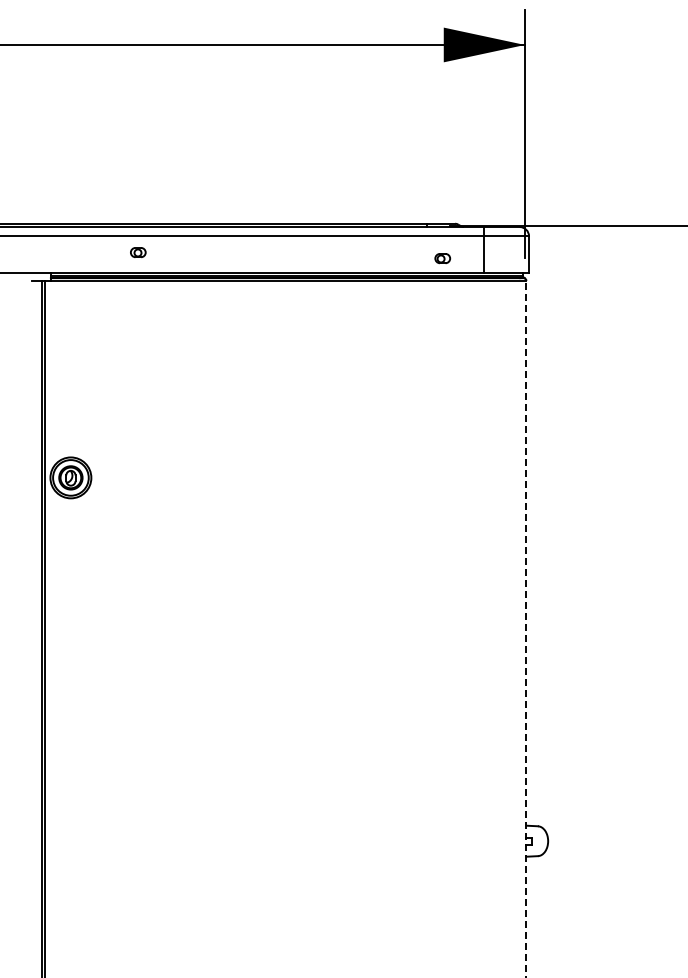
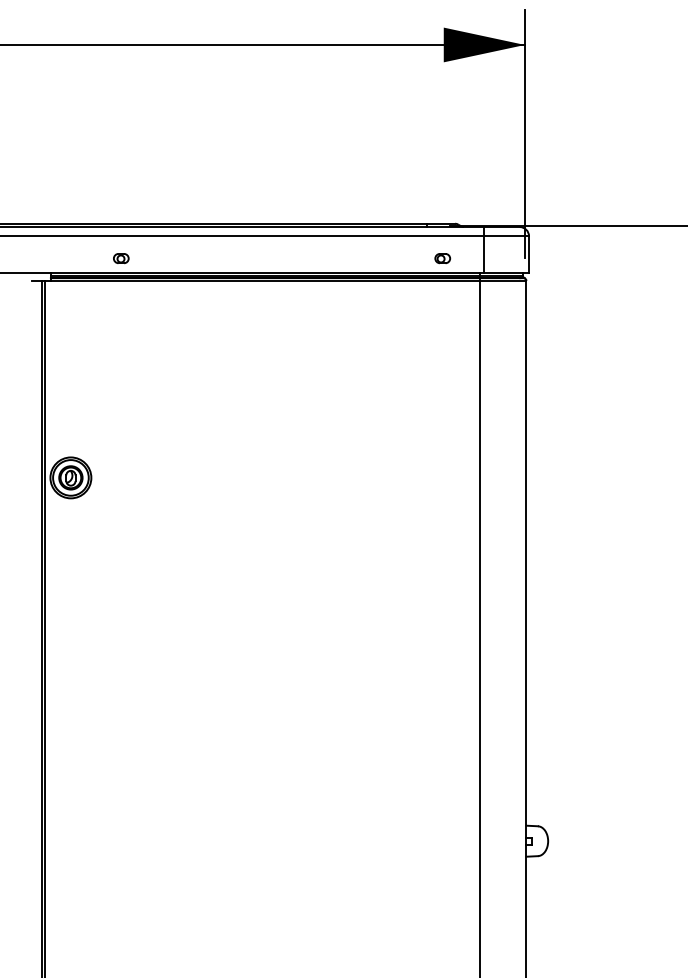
part position: (138, 252) -> (121, 258) (121, 258)
line: none -> present (480, 623)
line: dashed -> solid (526, 628)
